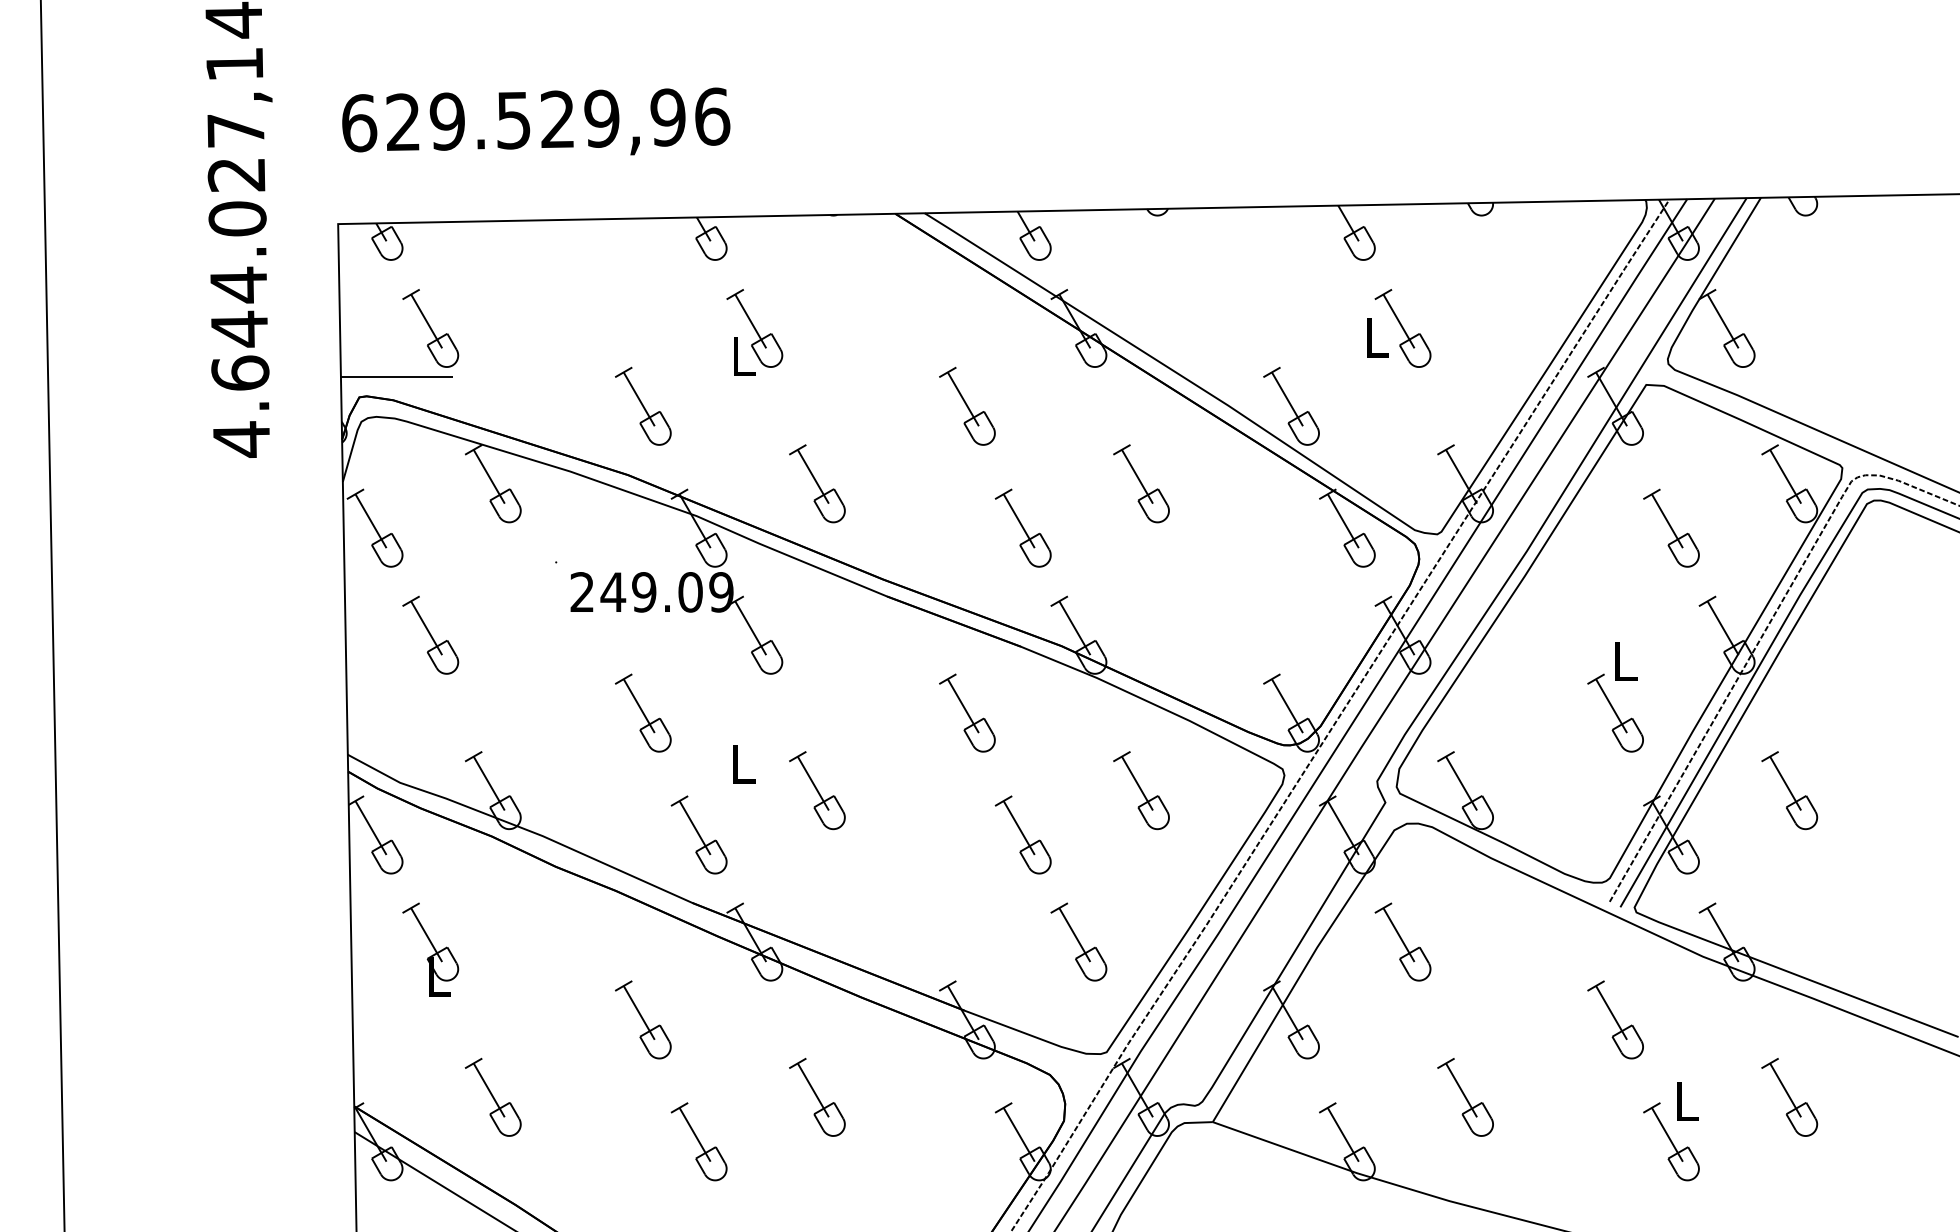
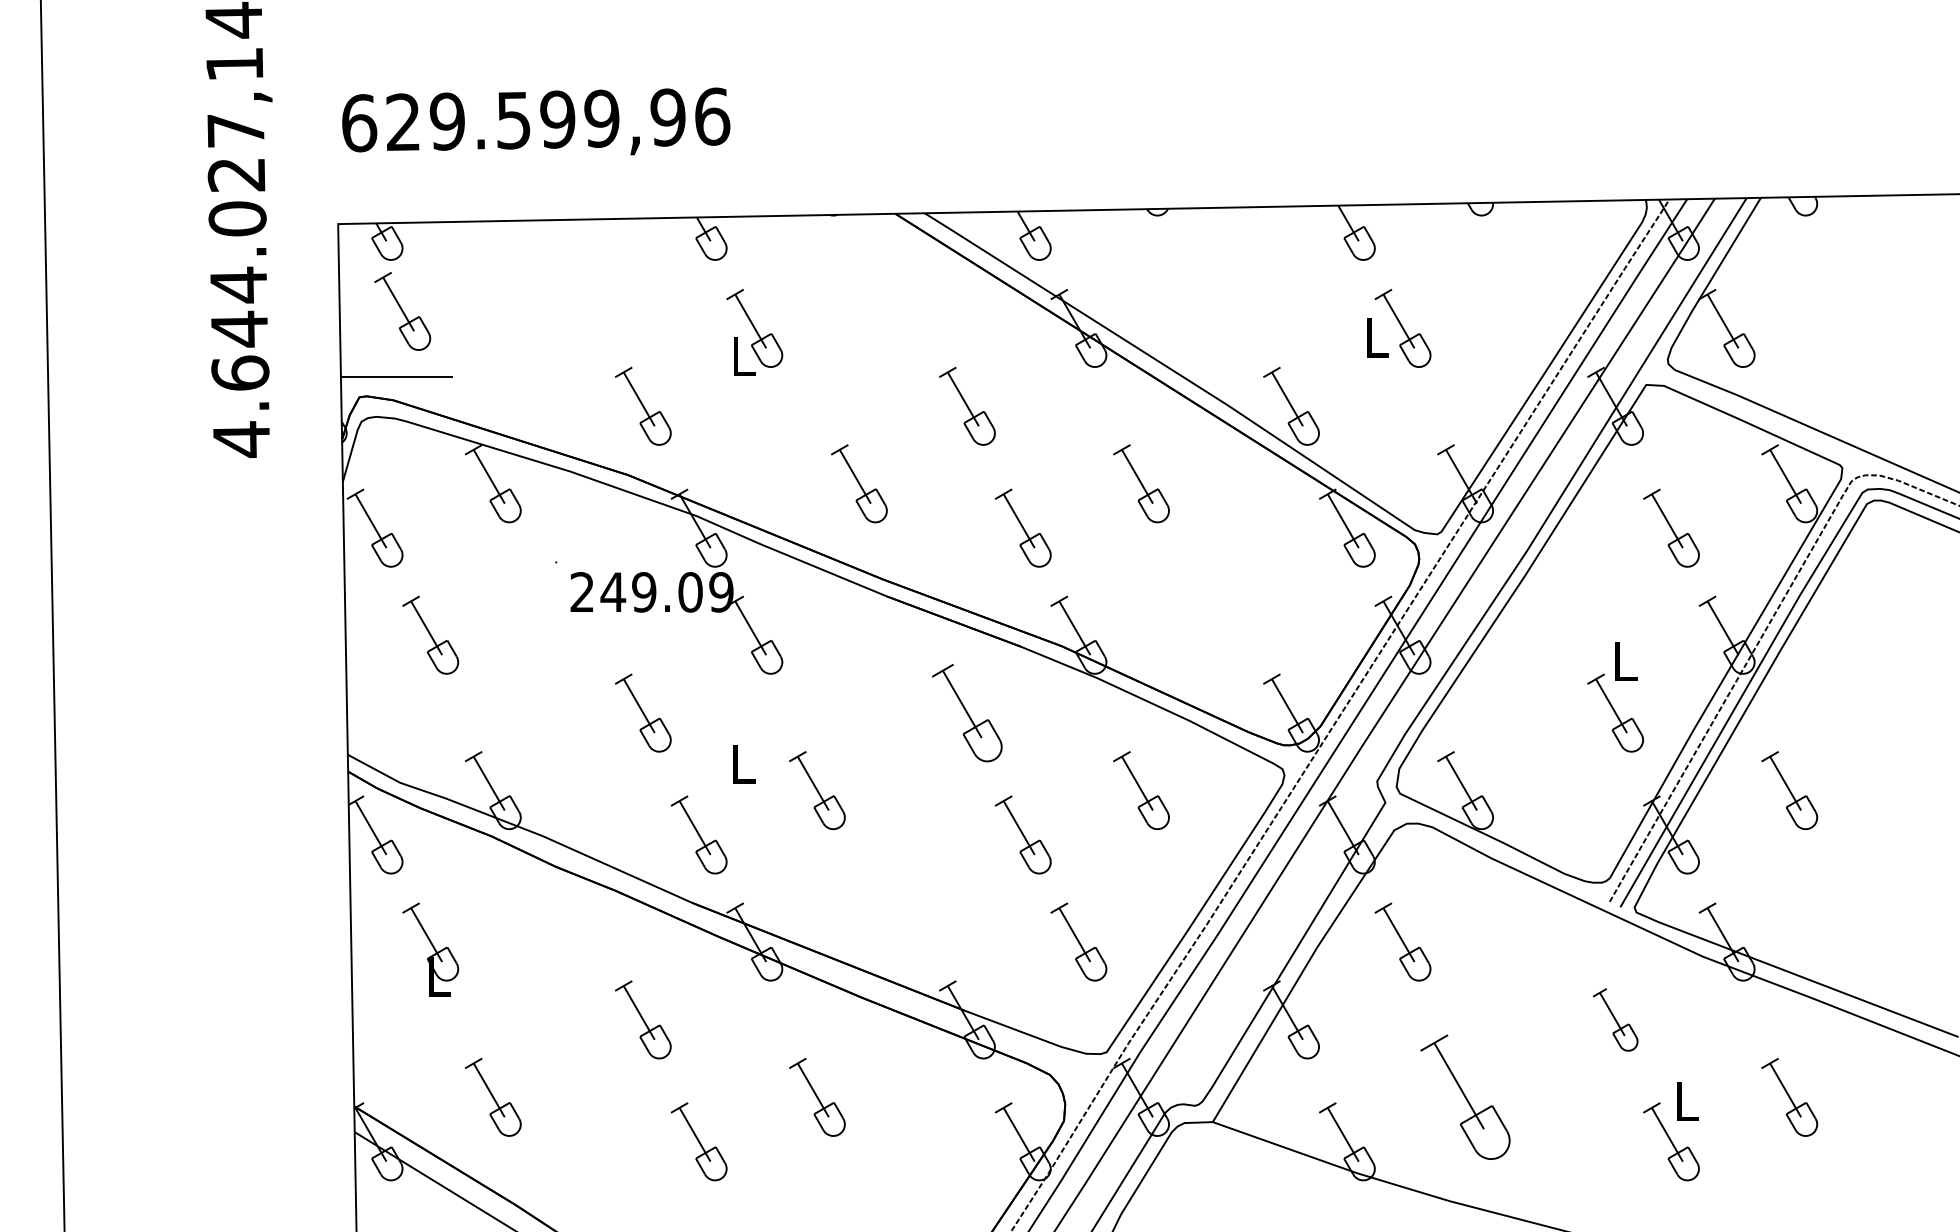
text: 629.529,96 -> 629.599,96 (557, 119)
part position: (430, 328) -> (402, 311) (402, 311)
part position: (817, 483) -> (859, 483) (859, 483)
part size: 57x80 px -> 71x99 px (967, 713)
part size: 57x80 px -> 46x64 px (1615, 1019)
part size: 57x79 px -> 91x126 px (1465, 1096)
